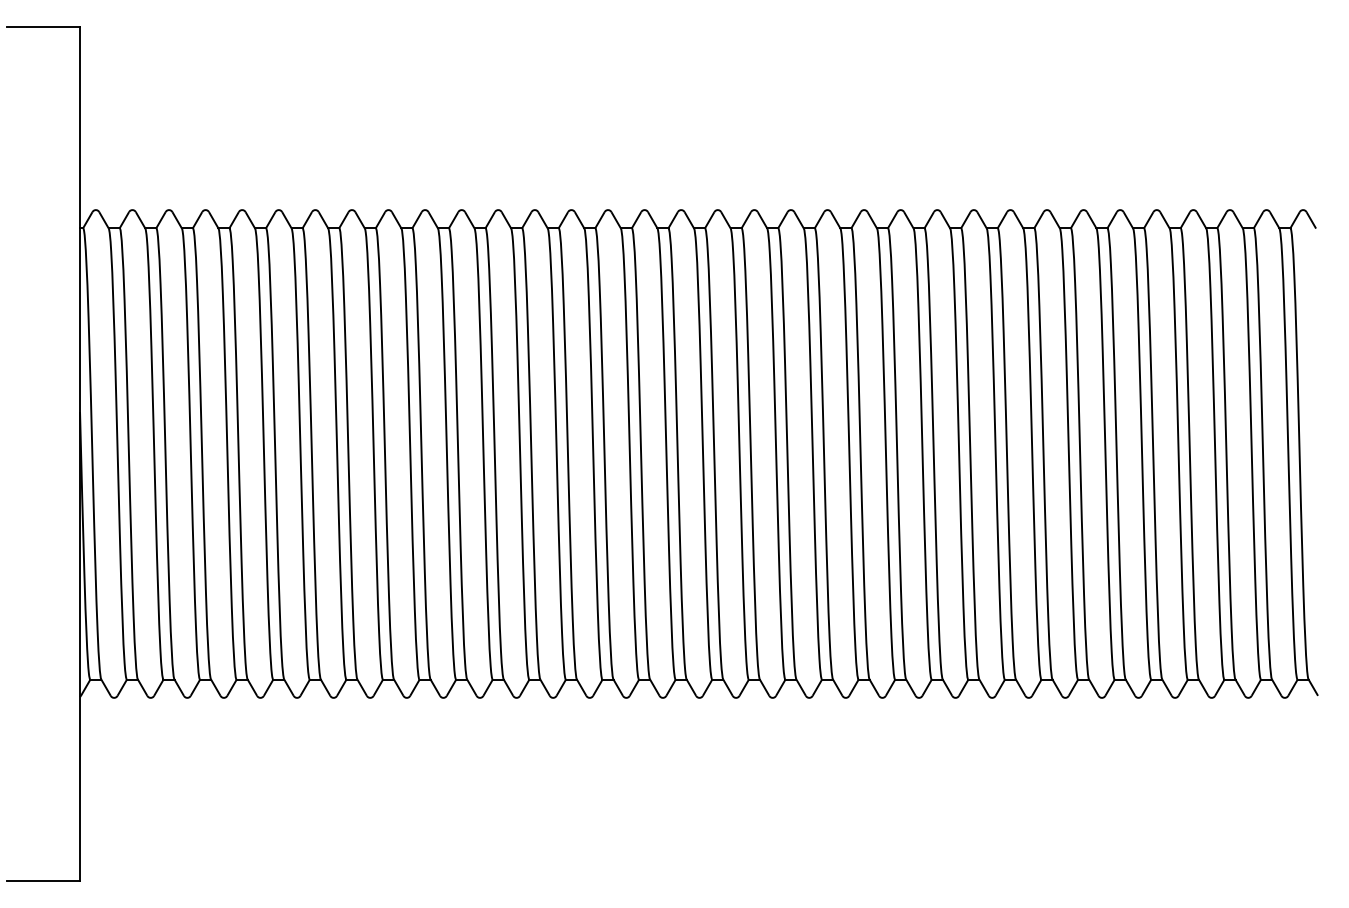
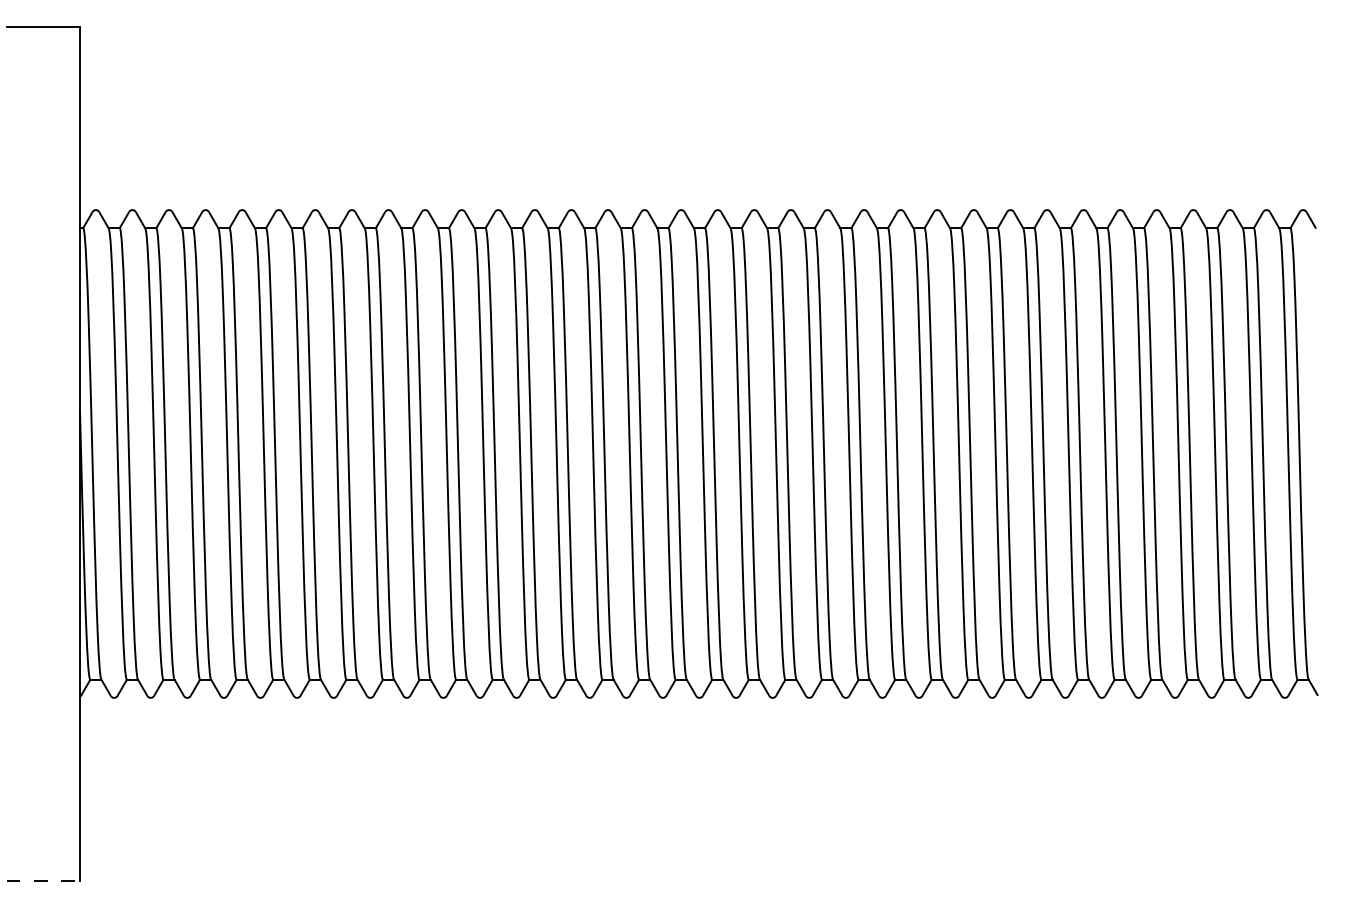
line: solid -> dashed (43, 880)
